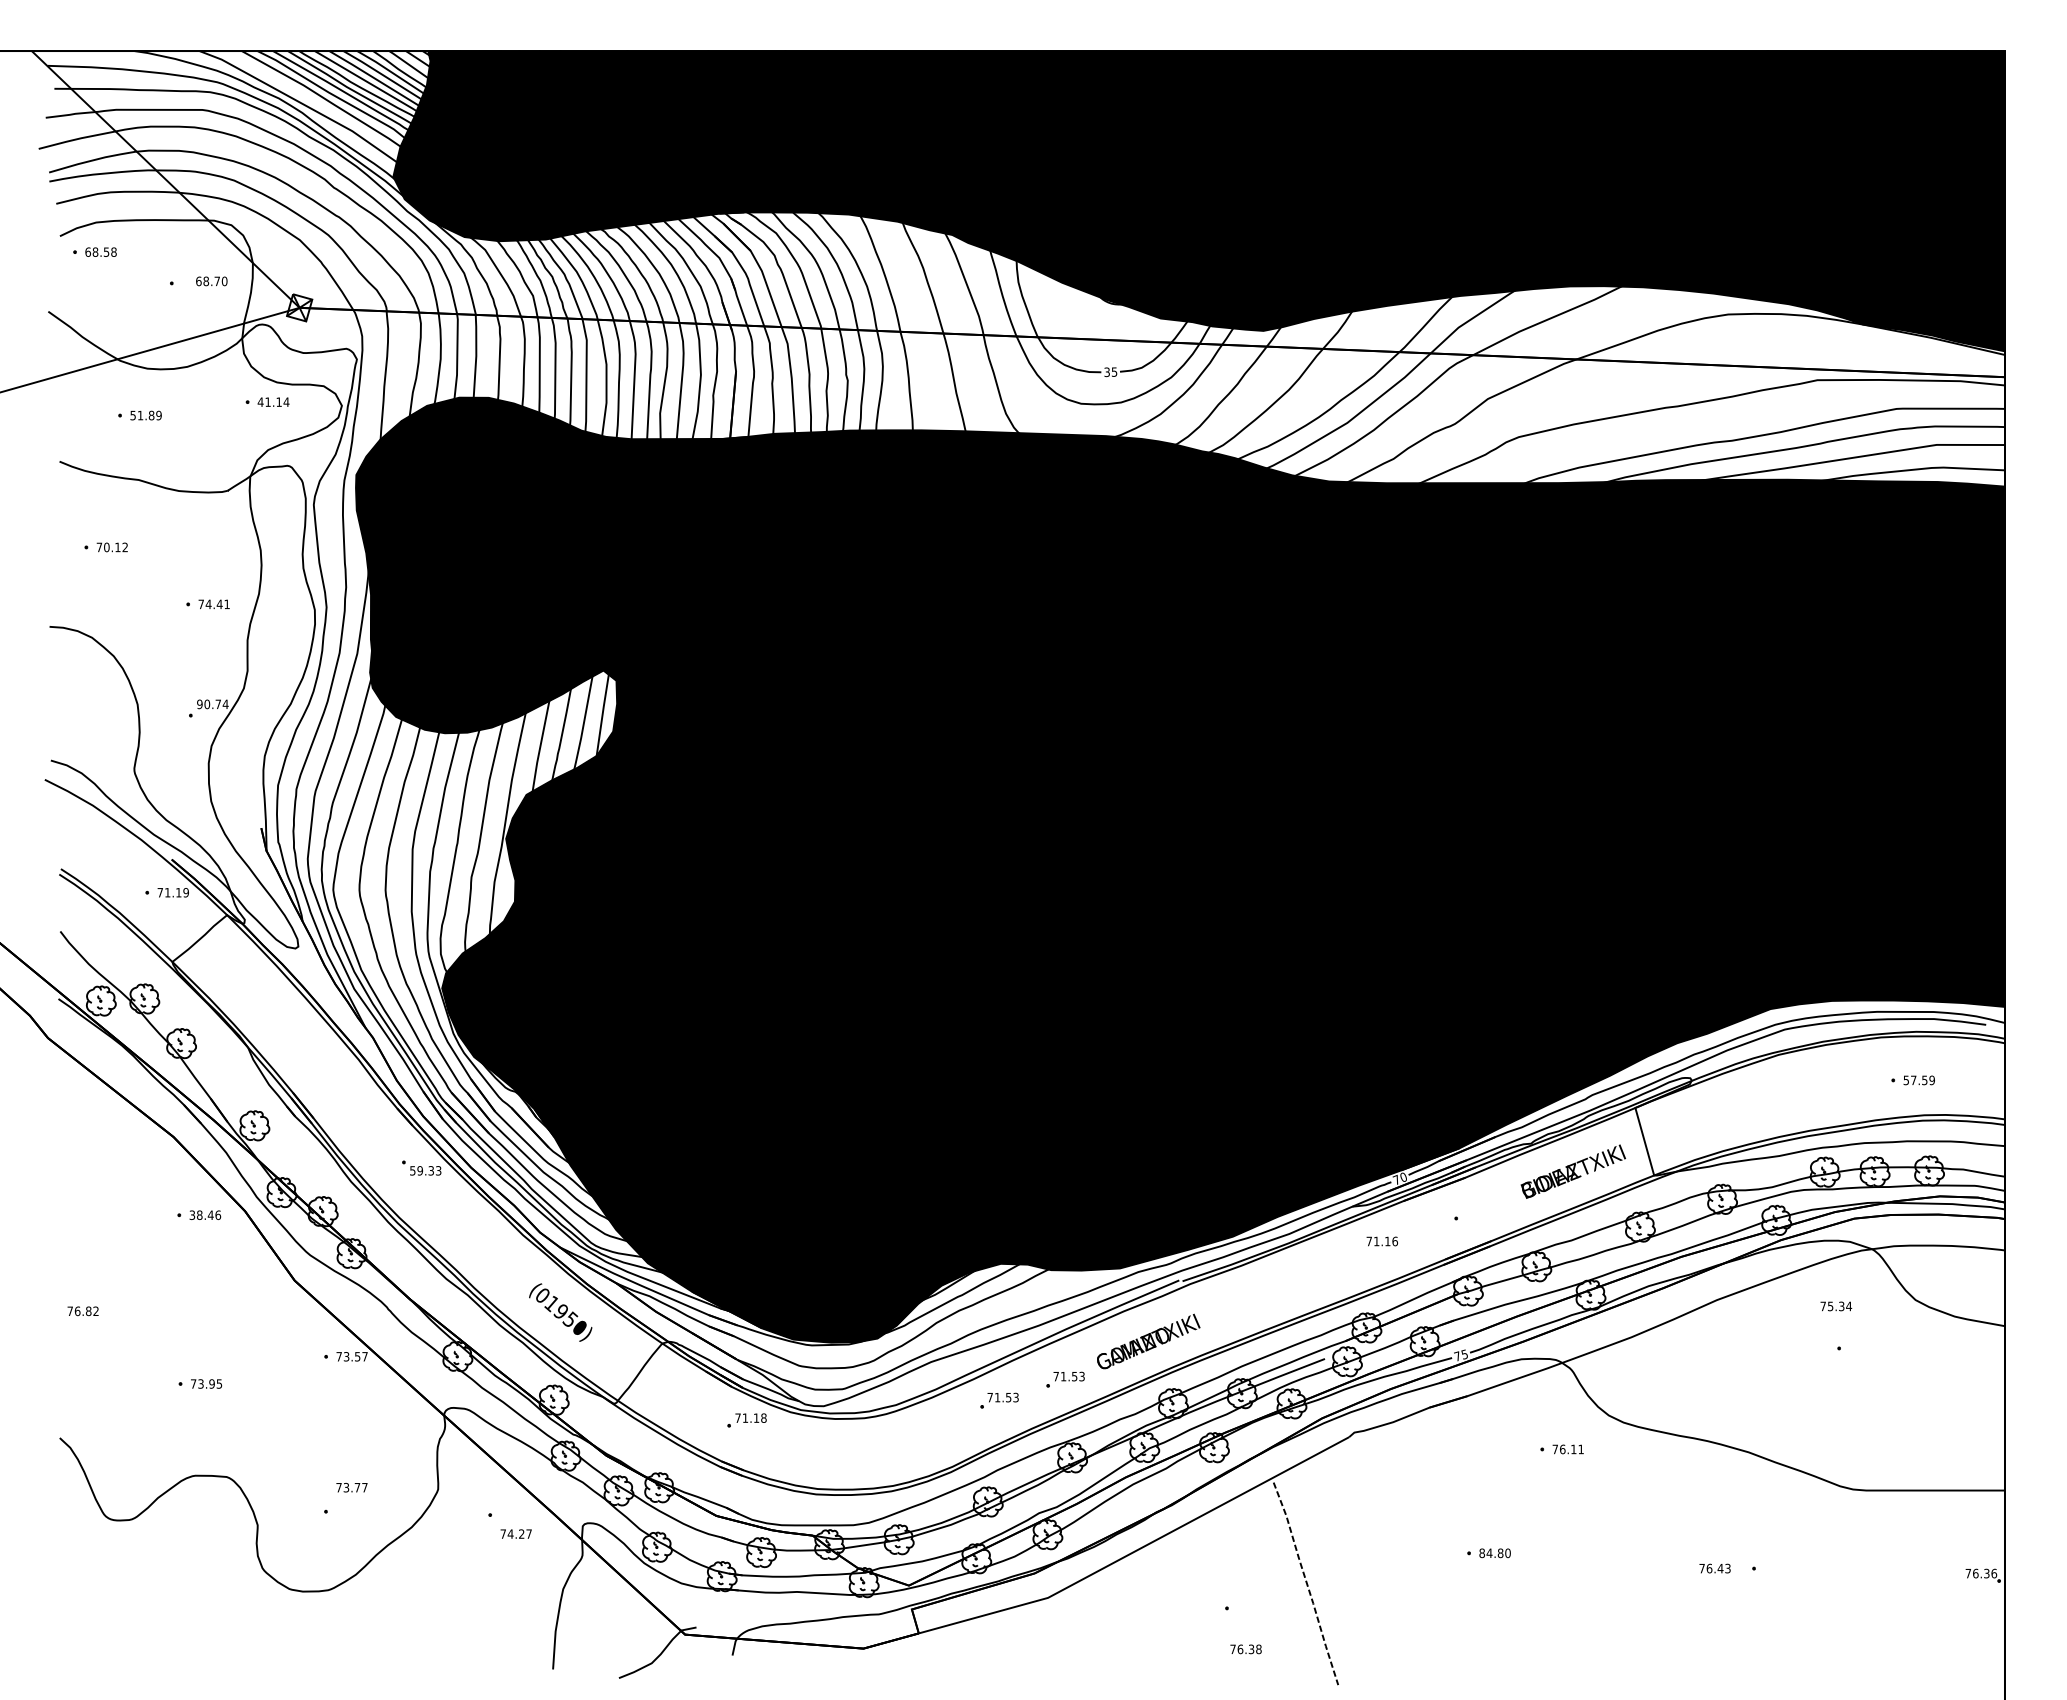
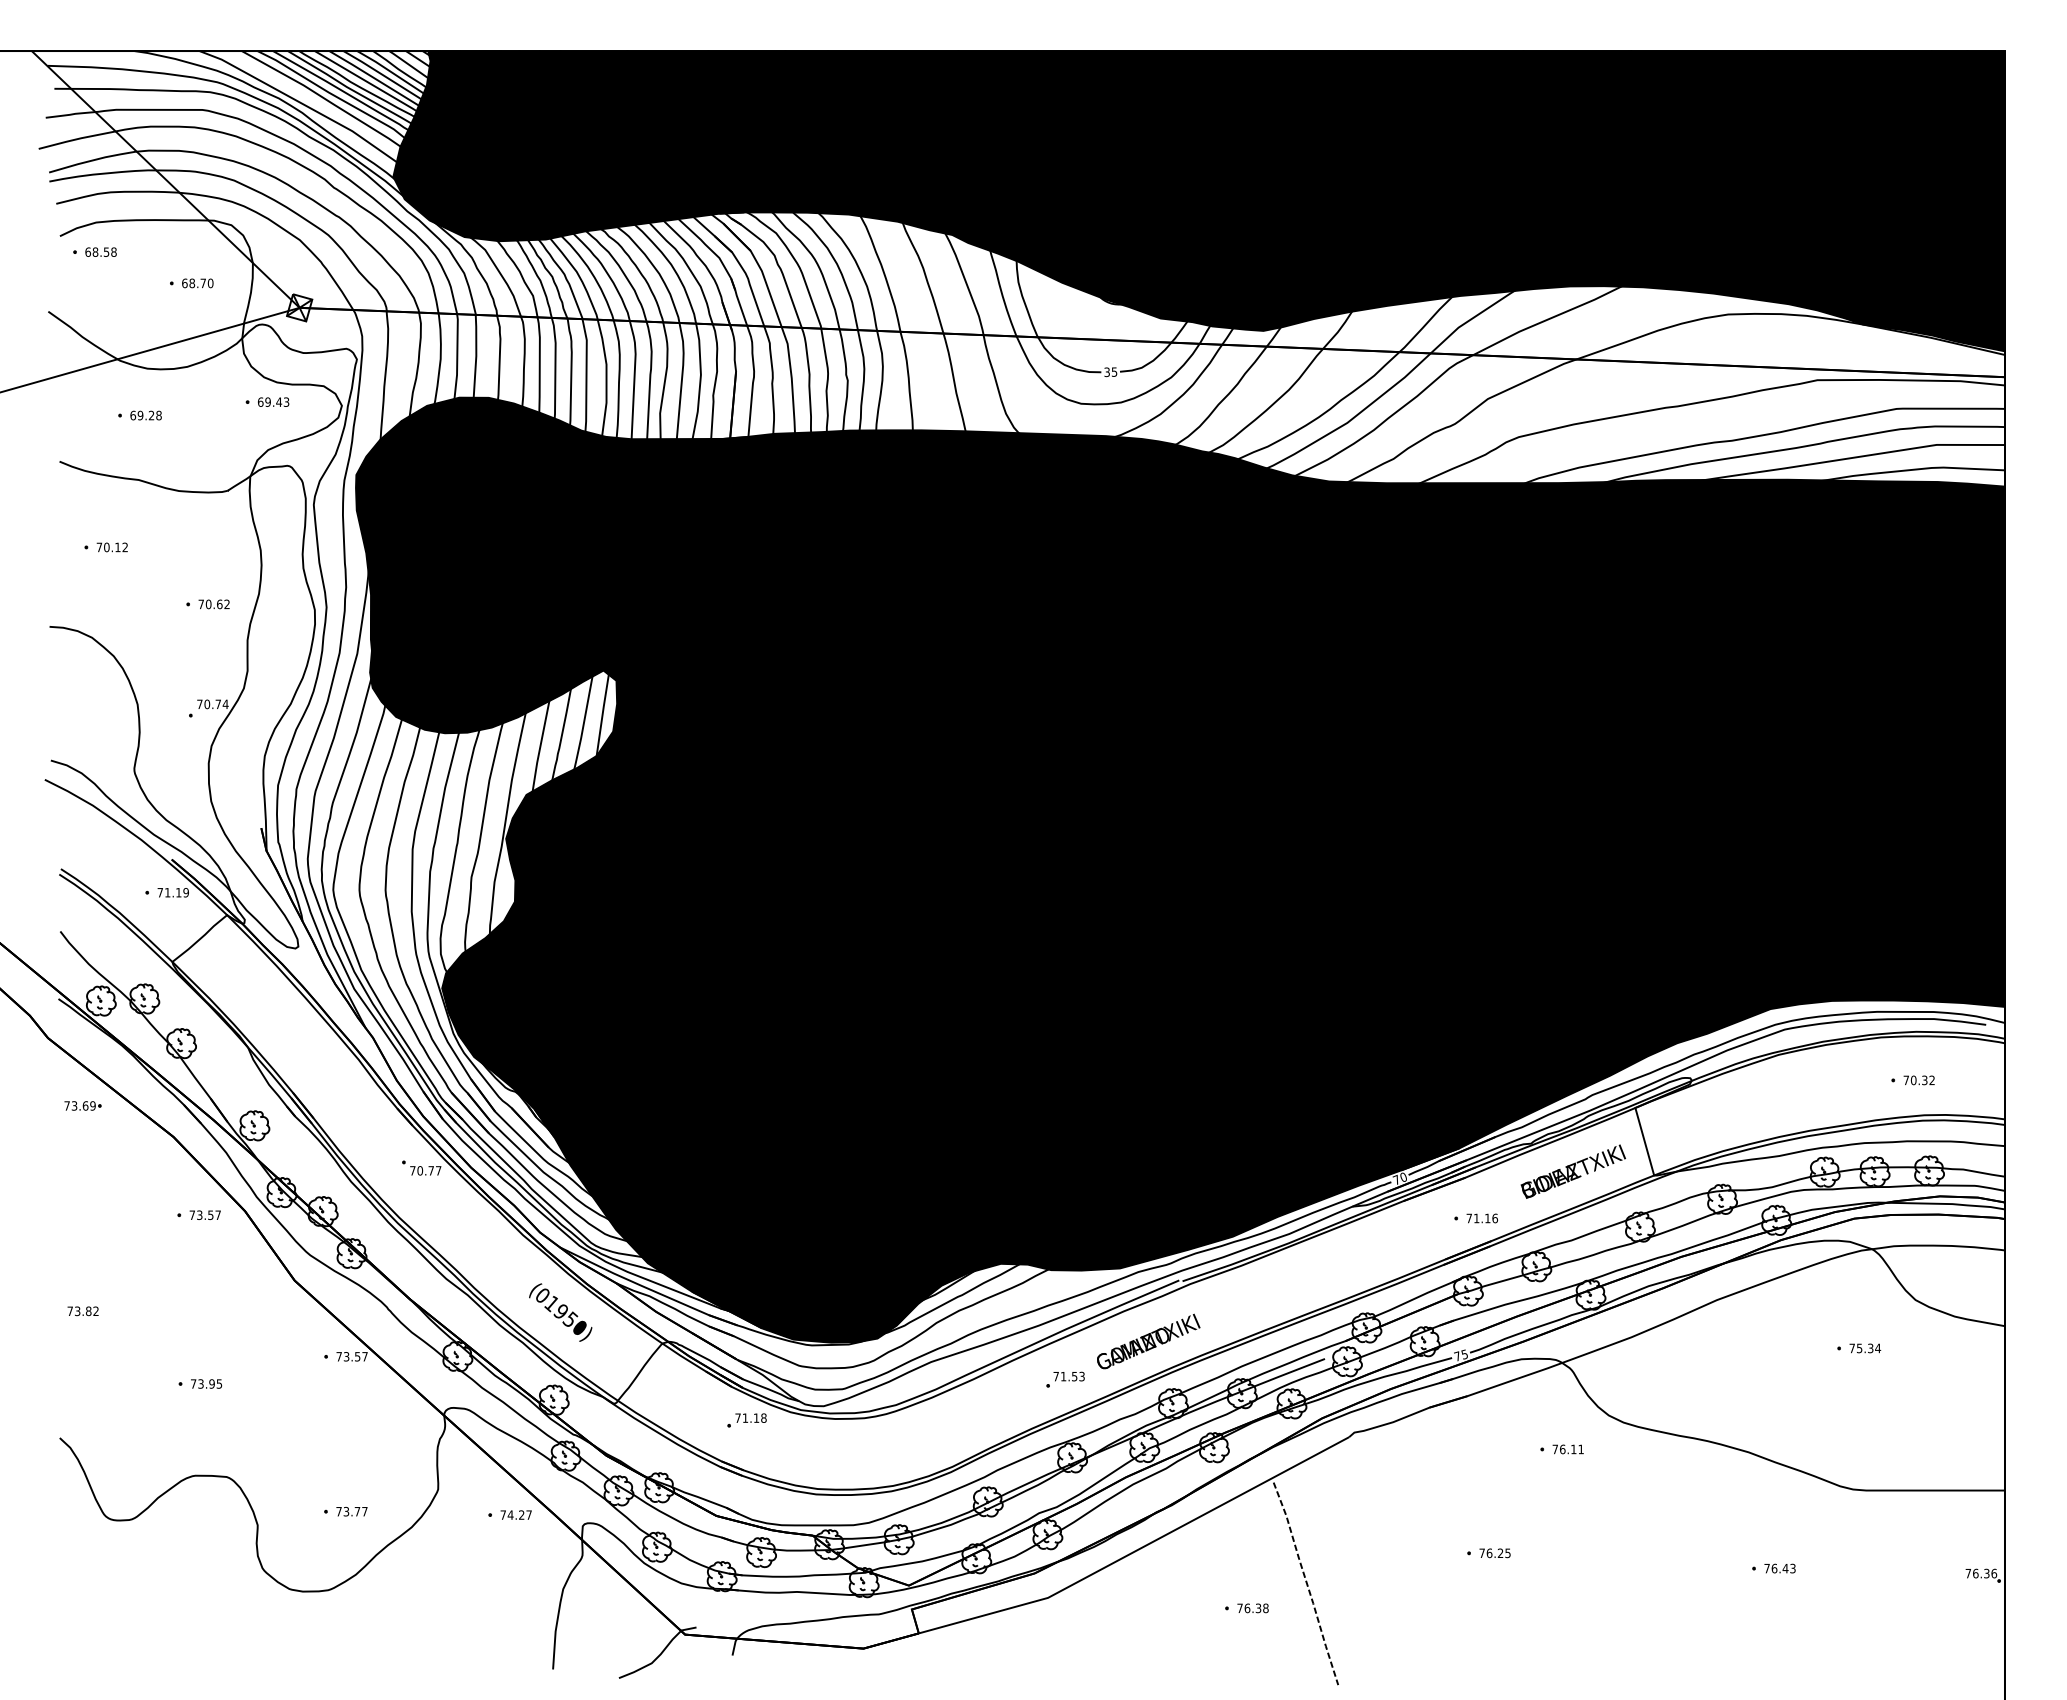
text position: (211, 281) -> (197, 283) (197, 283)
text: 41.14 -> 69.43 (273, 401)
text: 51.89 -> 69.28 (145, 415)
text: 74.41 -> 70.62 (217, 604)
text: 90.74 -> 70.74 (199, 704)
text: 57.59 -> 70.32 (1918, 1080)
part: none -> present (82, 1105)
text: 59.33 -> 70.77 (425, 1170)
text: 38.46 -> 73.57 (205, 1215)
text position: (1381, 1241) -> (1481, 1218) (1481, 1218)
text position: (1836, 1306) -> (1865, 1348) (1865, 1348)
text: 76.82 -> 73.82 (77, 1311)
part: present -> none (999, 1400)
text position: (351, 1487) -> (351, 1511) (351, 1511)
text position: (515, 1533) -> (515, 1514) (515, 1514)
text: 84.80 -> 76.25 (1494, 1553)
text position: (1714, 1568) -> (1779, 1568) (1779, 1568)
text position: (1245, 1649) -> (1252, 1608) (1252, 1608)
